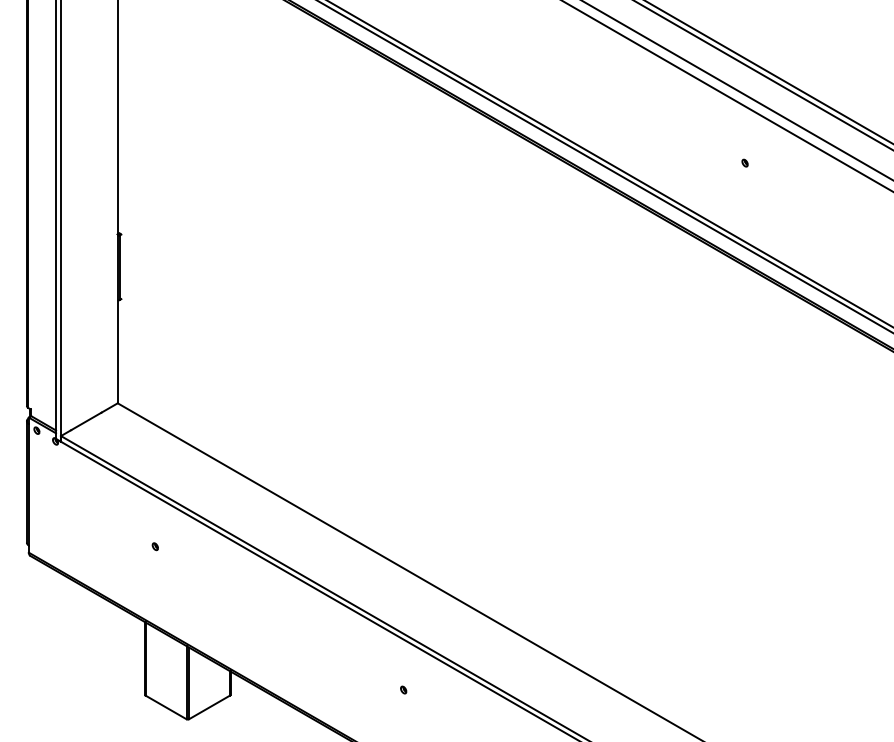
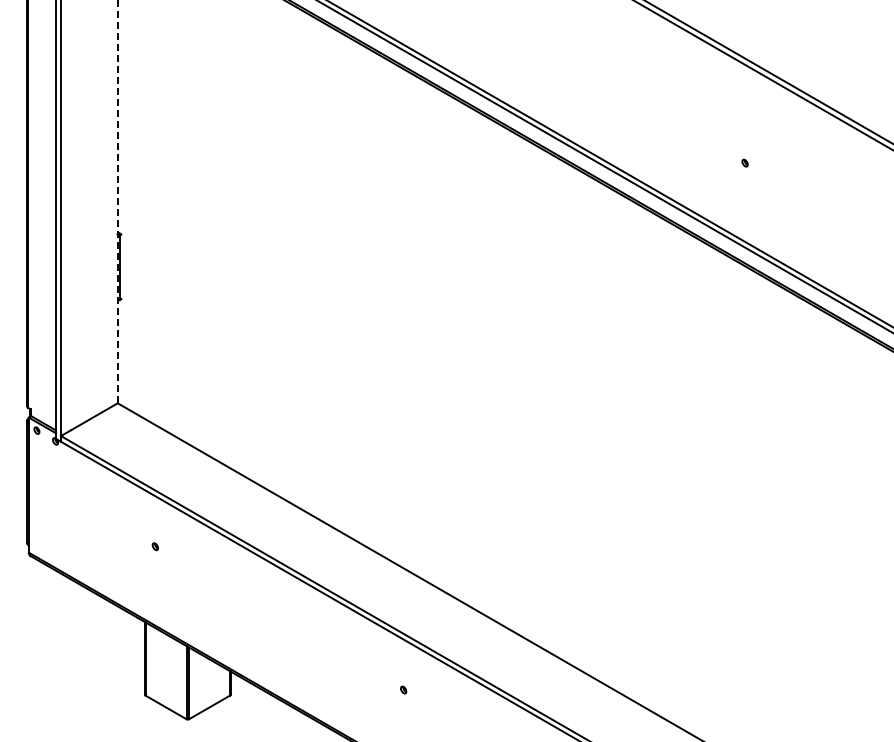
line: present -> none (737, 90)
line: present -> none (727, 96)
line: solid -> dashed (117, 201)
